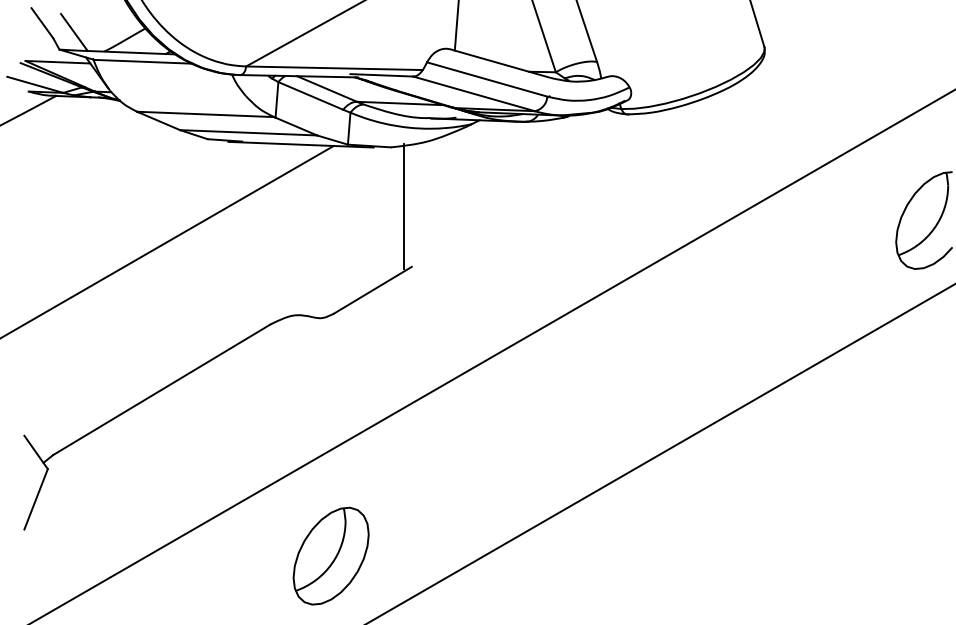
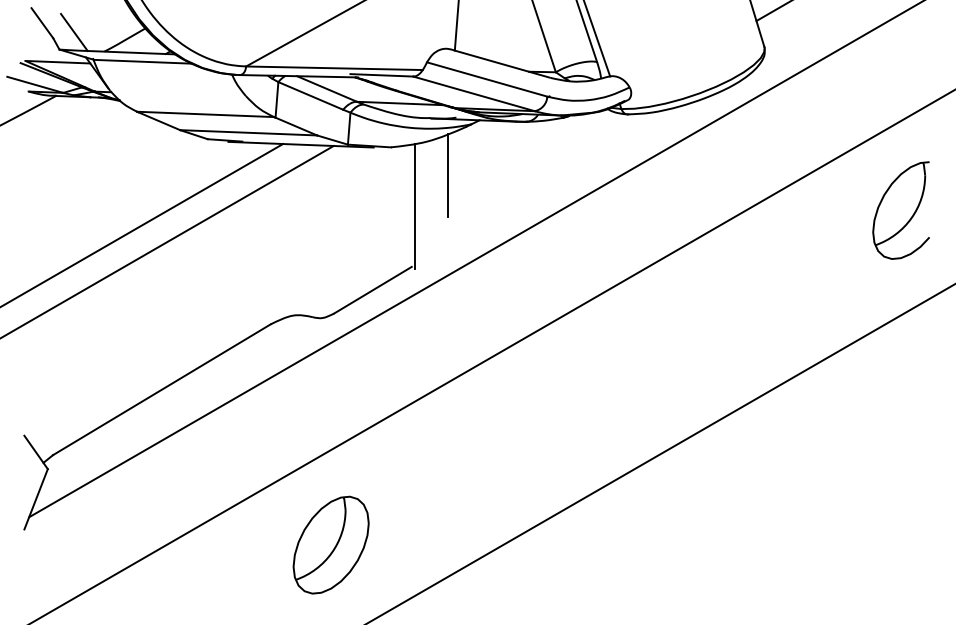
line: none -> present (772, 11)
line: none -> present (597, 39)
line: none -> present (448, 175)
line position: (403, 205) -> (414, 205) (414, 205)
part position: (923, 220) -> (900, 210) (900, 210)
line: none -> present (142, 225)
line: none -> present (474, 259)
part position: (330, 555) -> (330, 544) (330, 544)
